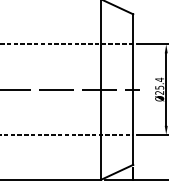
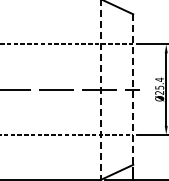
line: solid -> dashed (101, 90)
line: solid -> dashed (133, 90)
